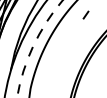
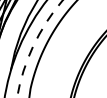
line: present -> none (85, 14)
